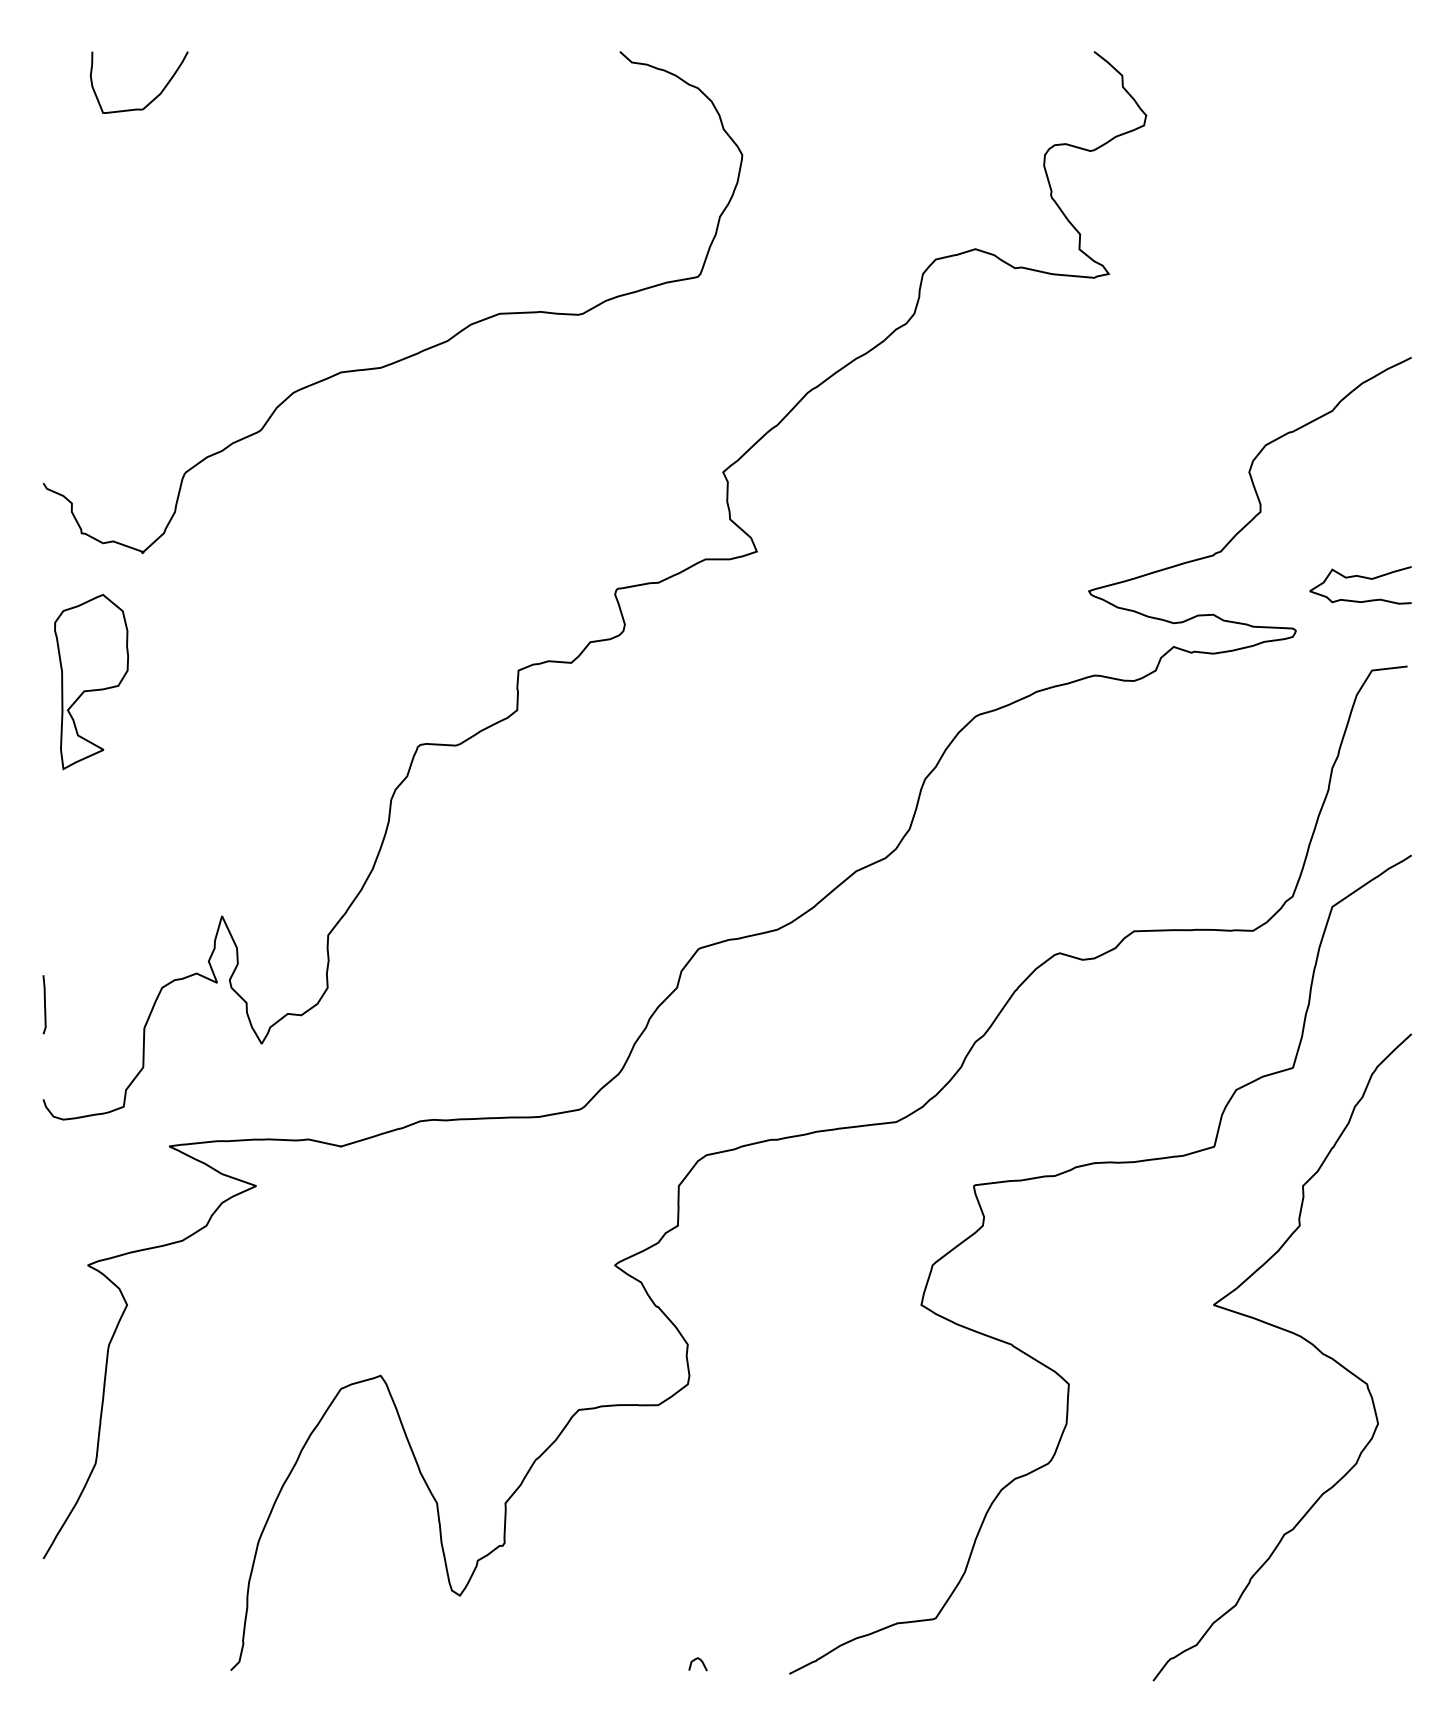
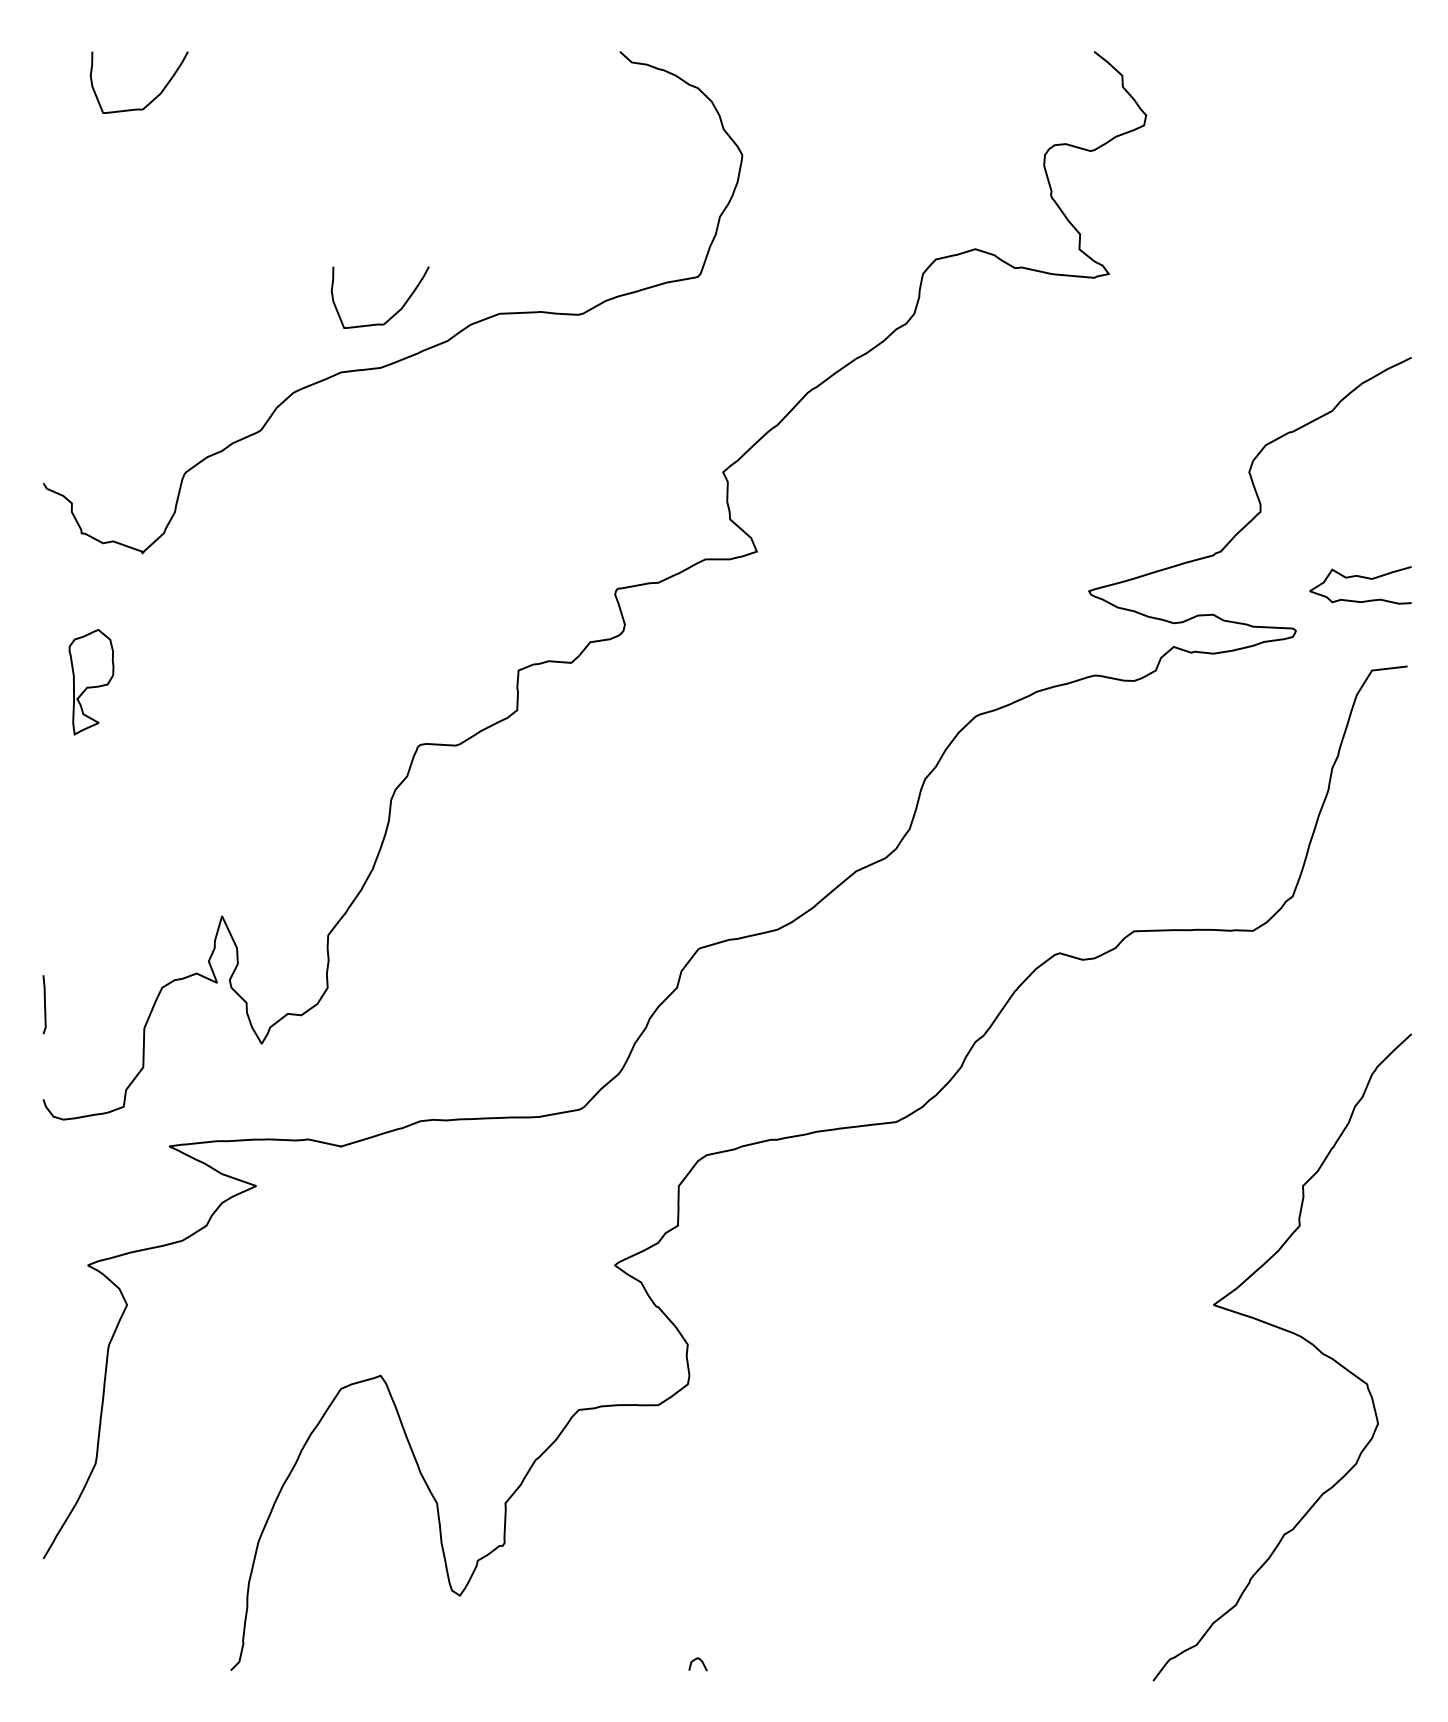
part: none -> present (395, 312)
part size: 75x177 px -> 47x107 px (91, 682)
curve: present -> none (1062, 1174)
